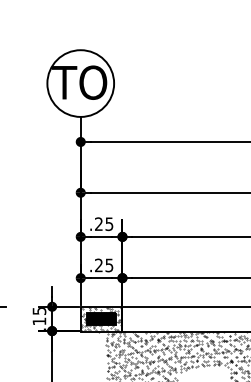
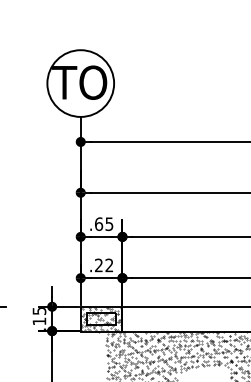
text: .25 -> .65 (99, 224)
text: .25 -> .22 (109, 265)
fill: present -> none (101, 319)
